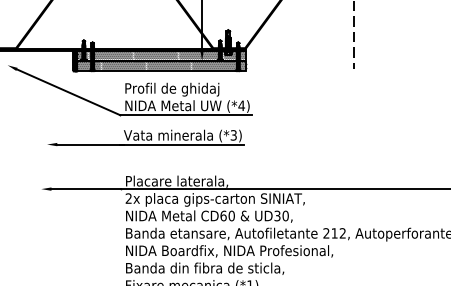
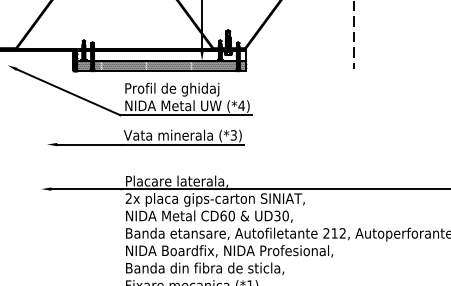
hatch: present -> none (160, 56)
